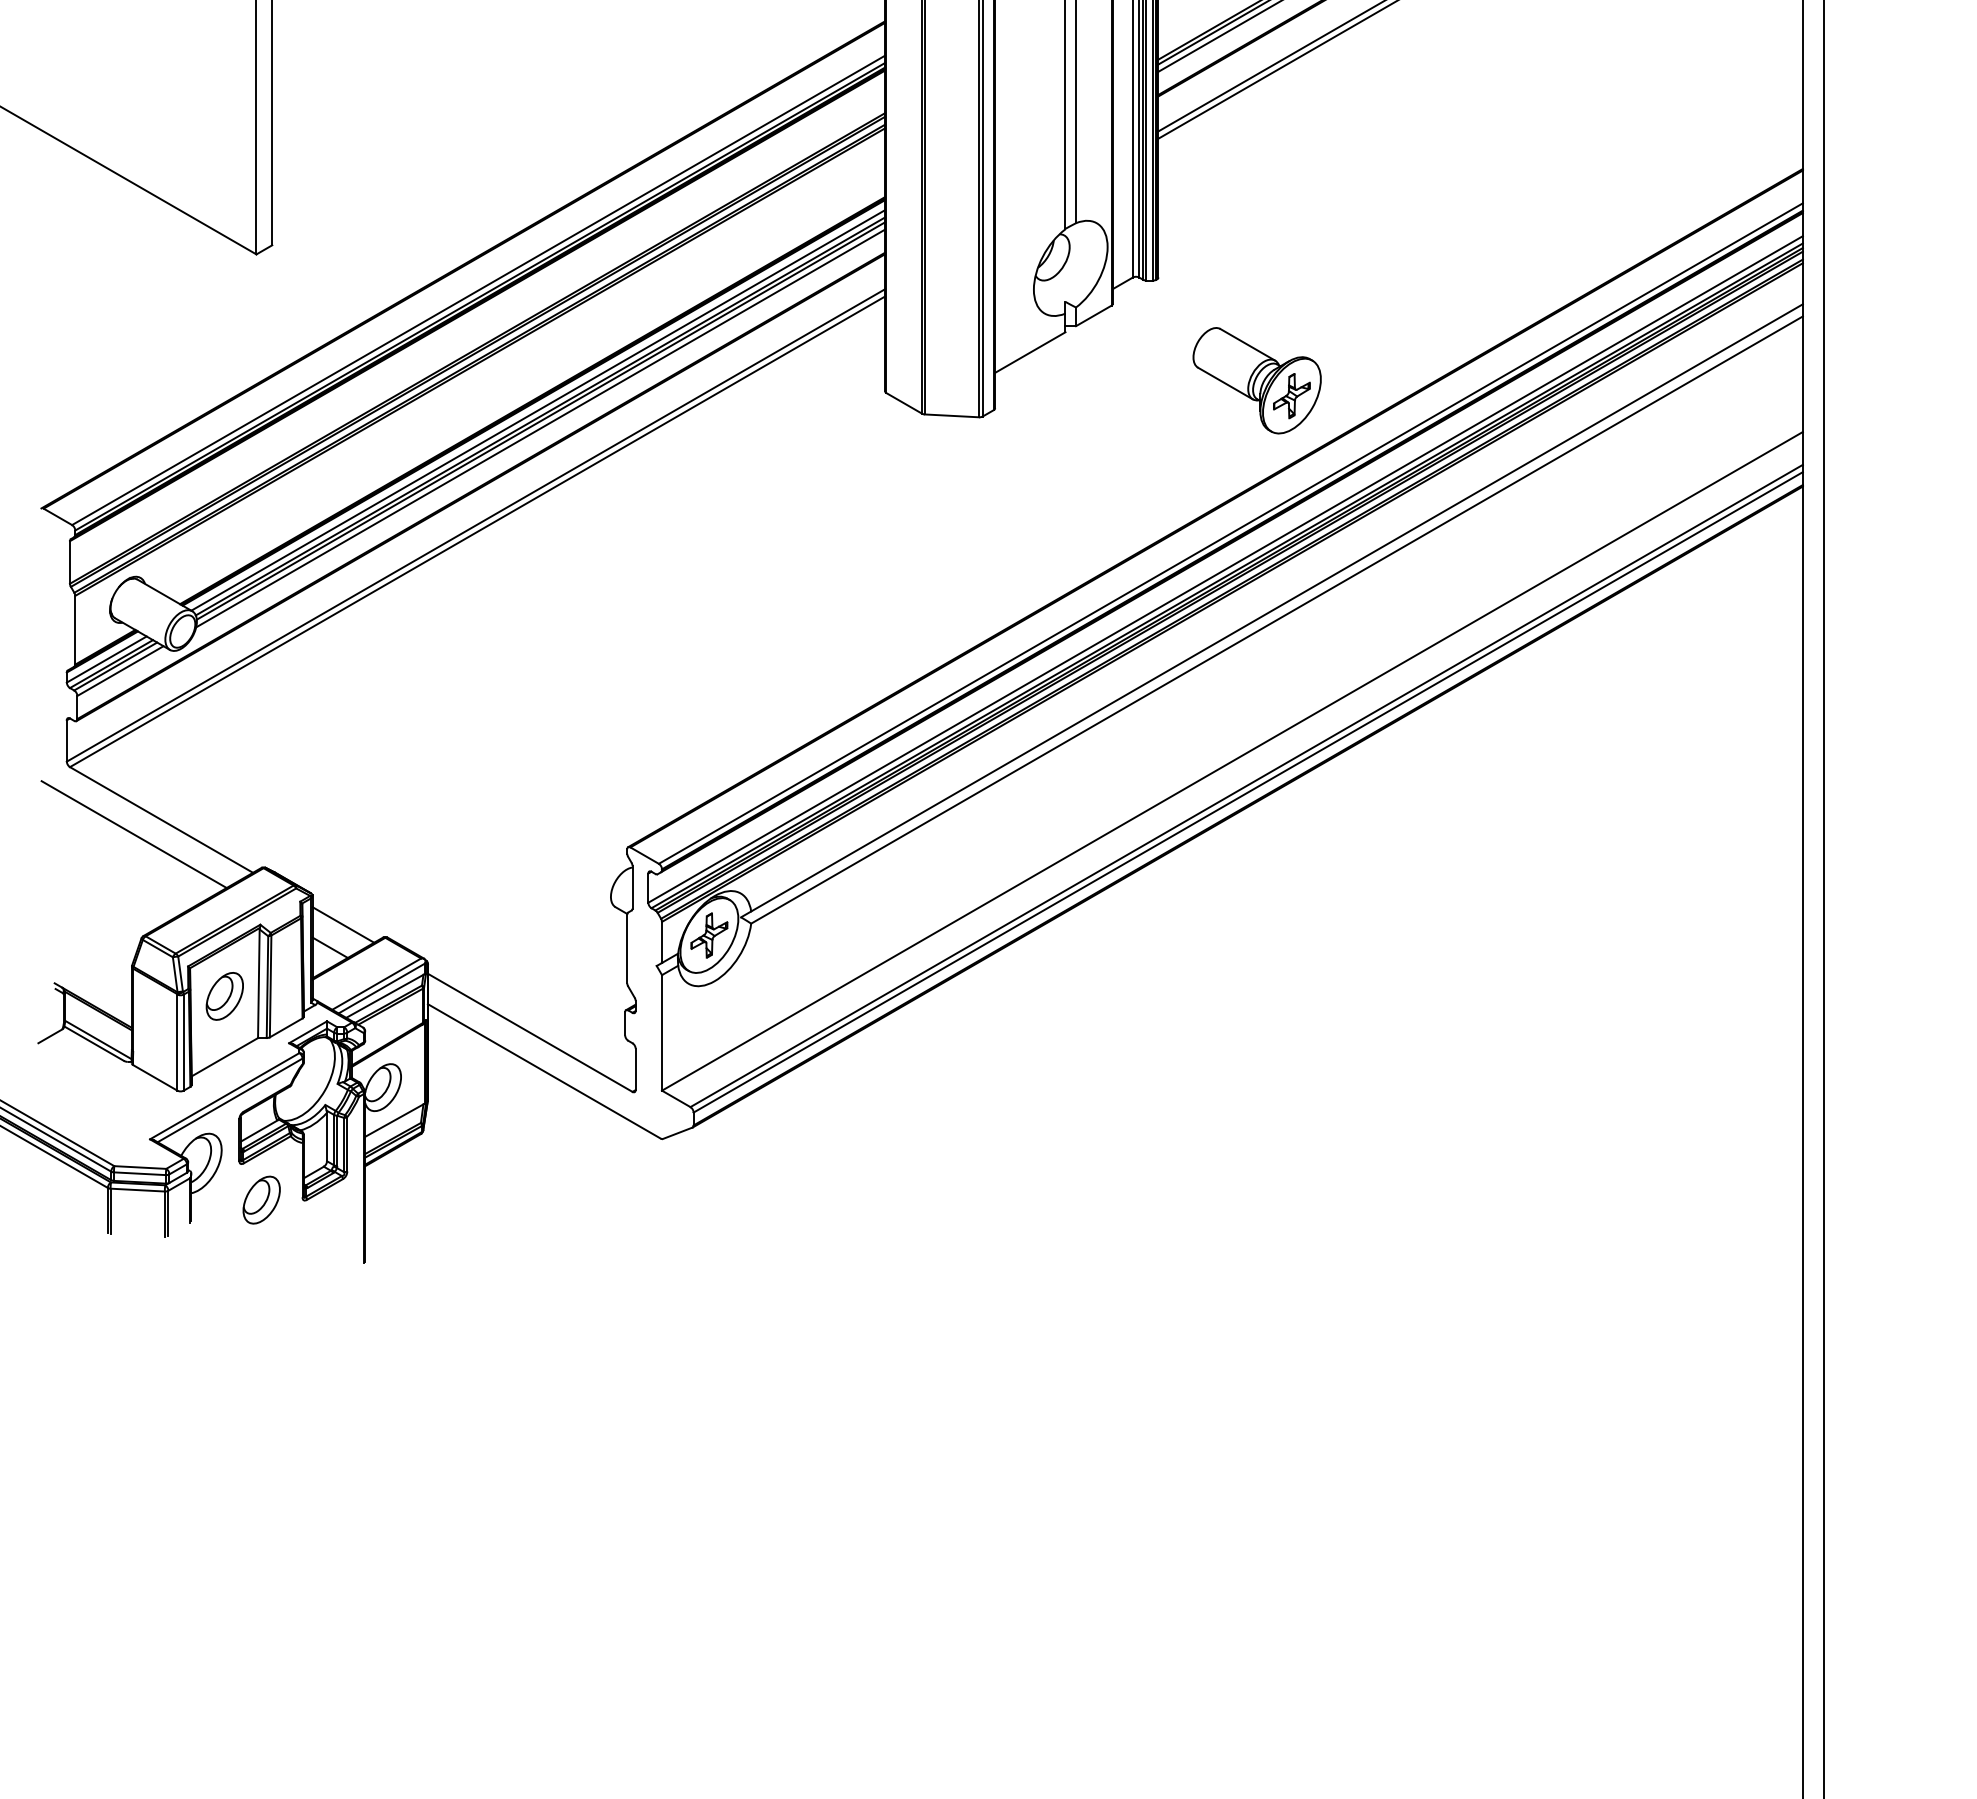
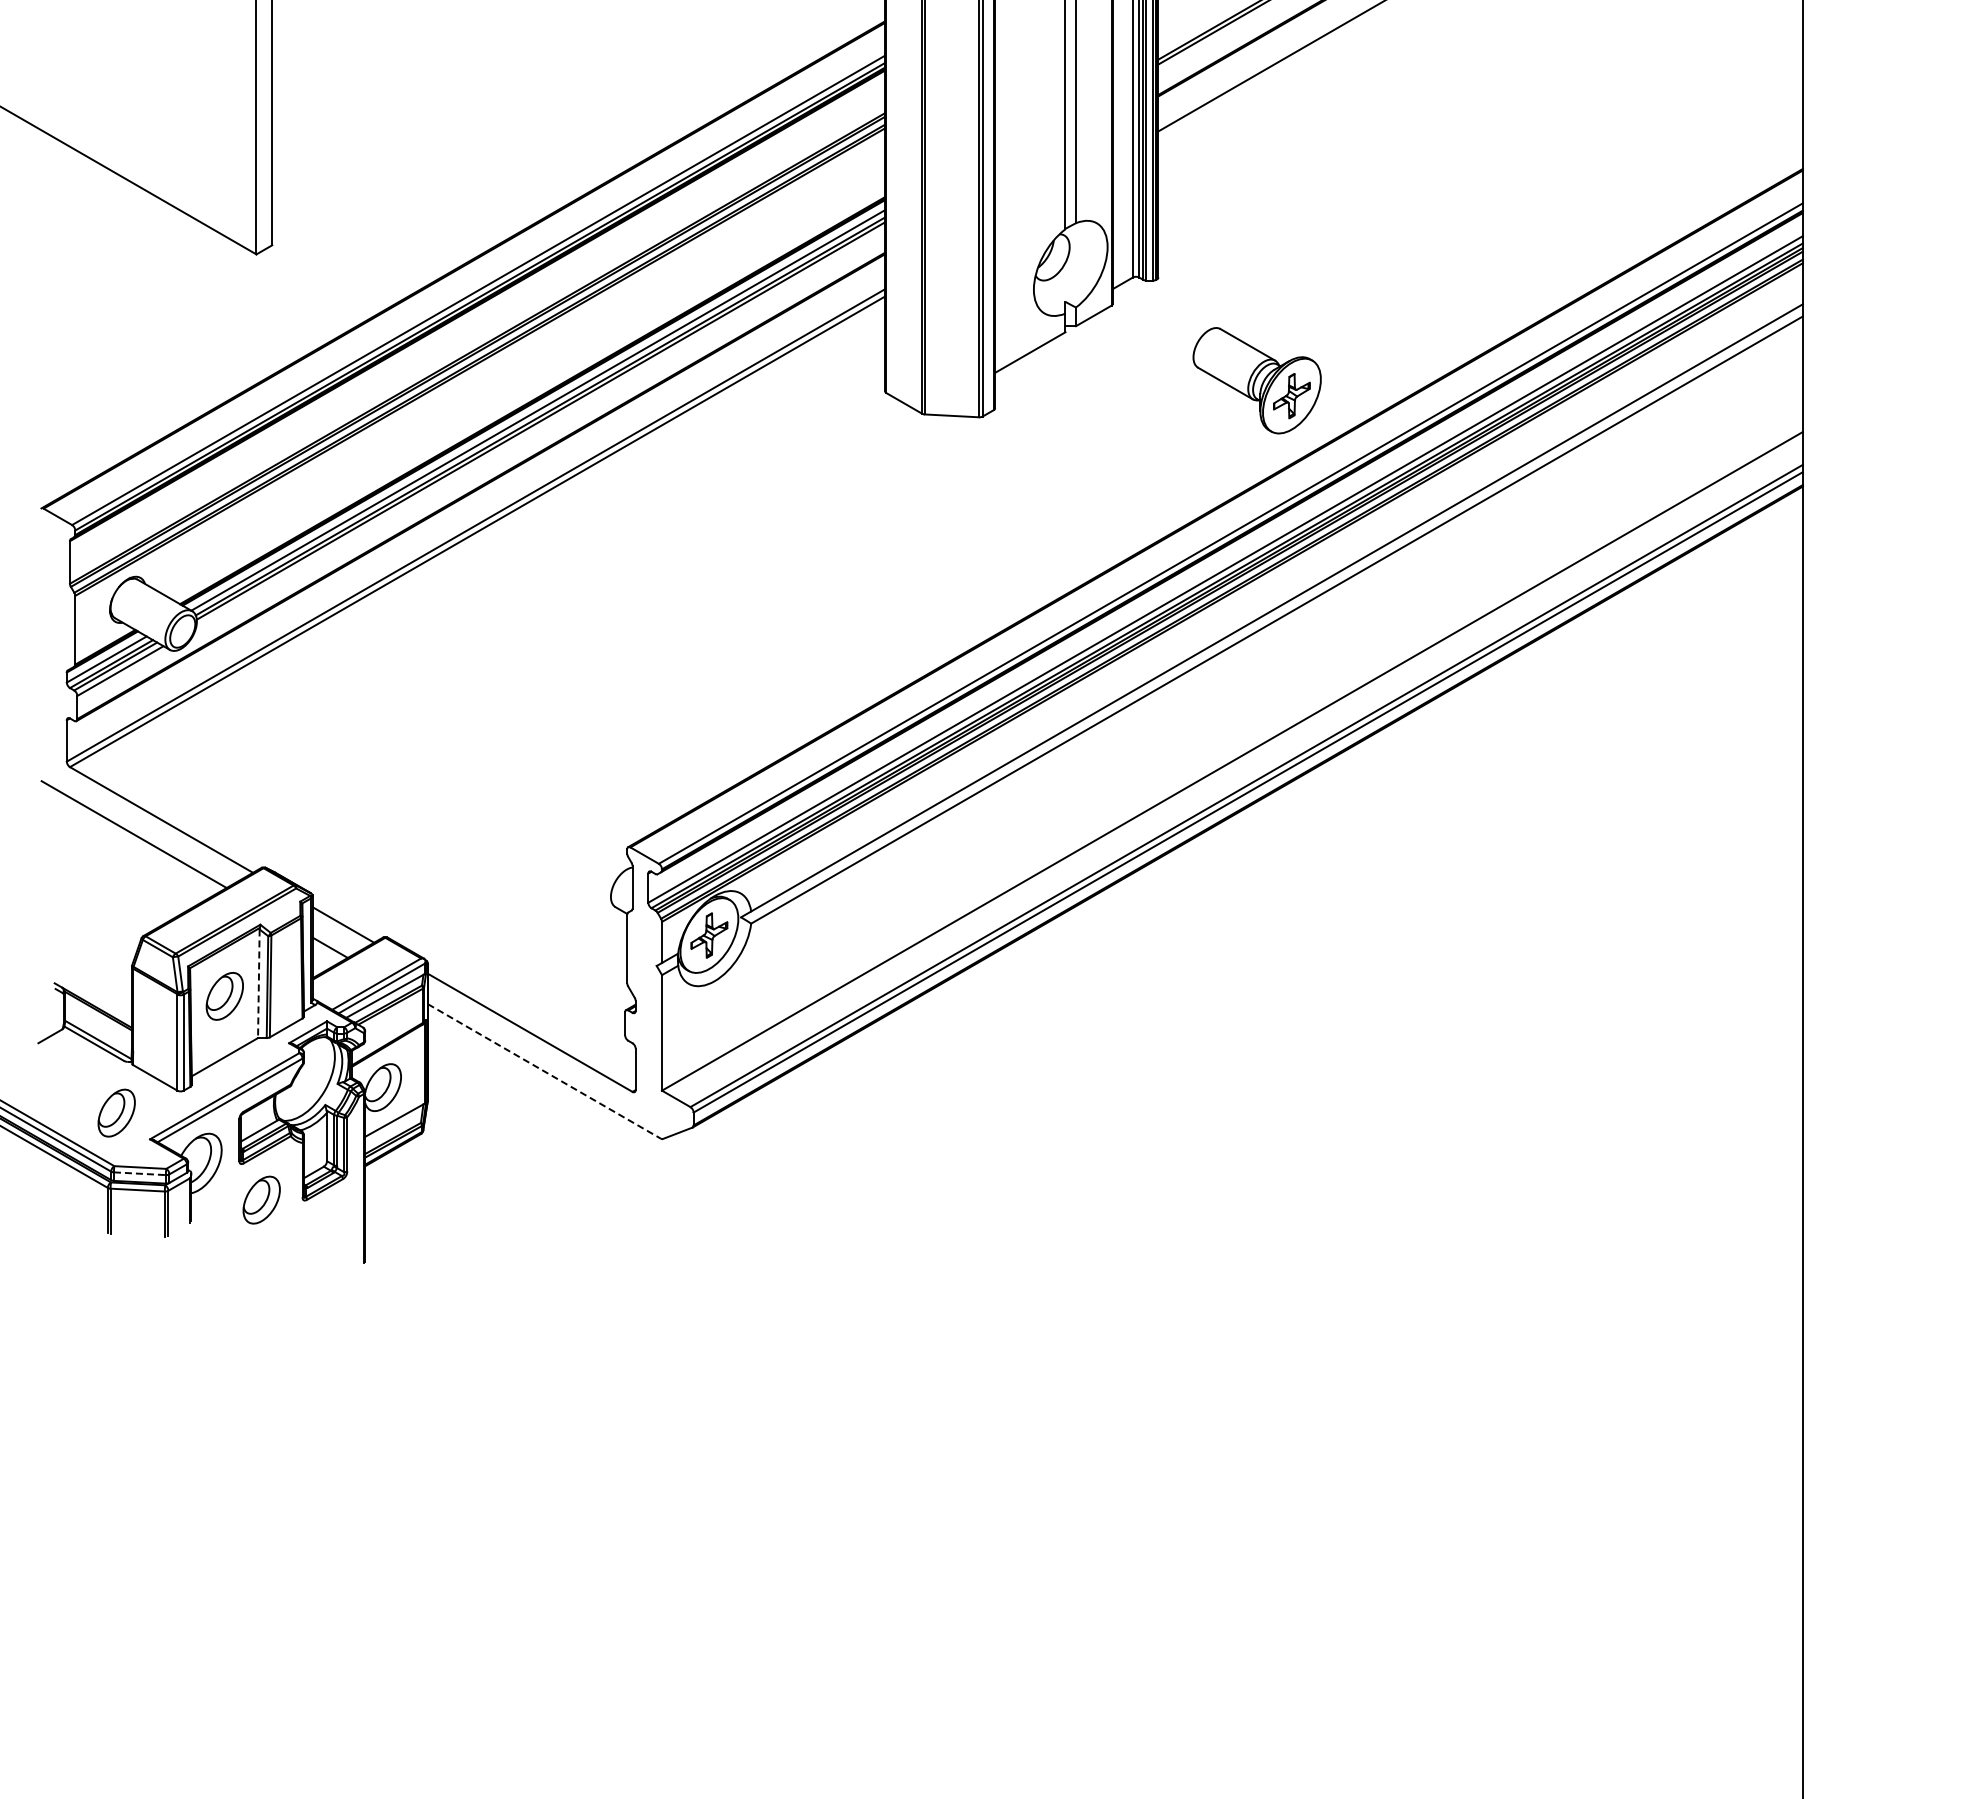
line: present -> none (1218, 36)
line: present -> none (1276, 70)
line: present -> none (540, 428)
line: present -> none (1823, 898)
line: solid -> dashed (258, 984)
line: solid -> dashed (544, 1071)
part: none -> present (116, 1112)
line: solid -> dashed (140, 1173)
